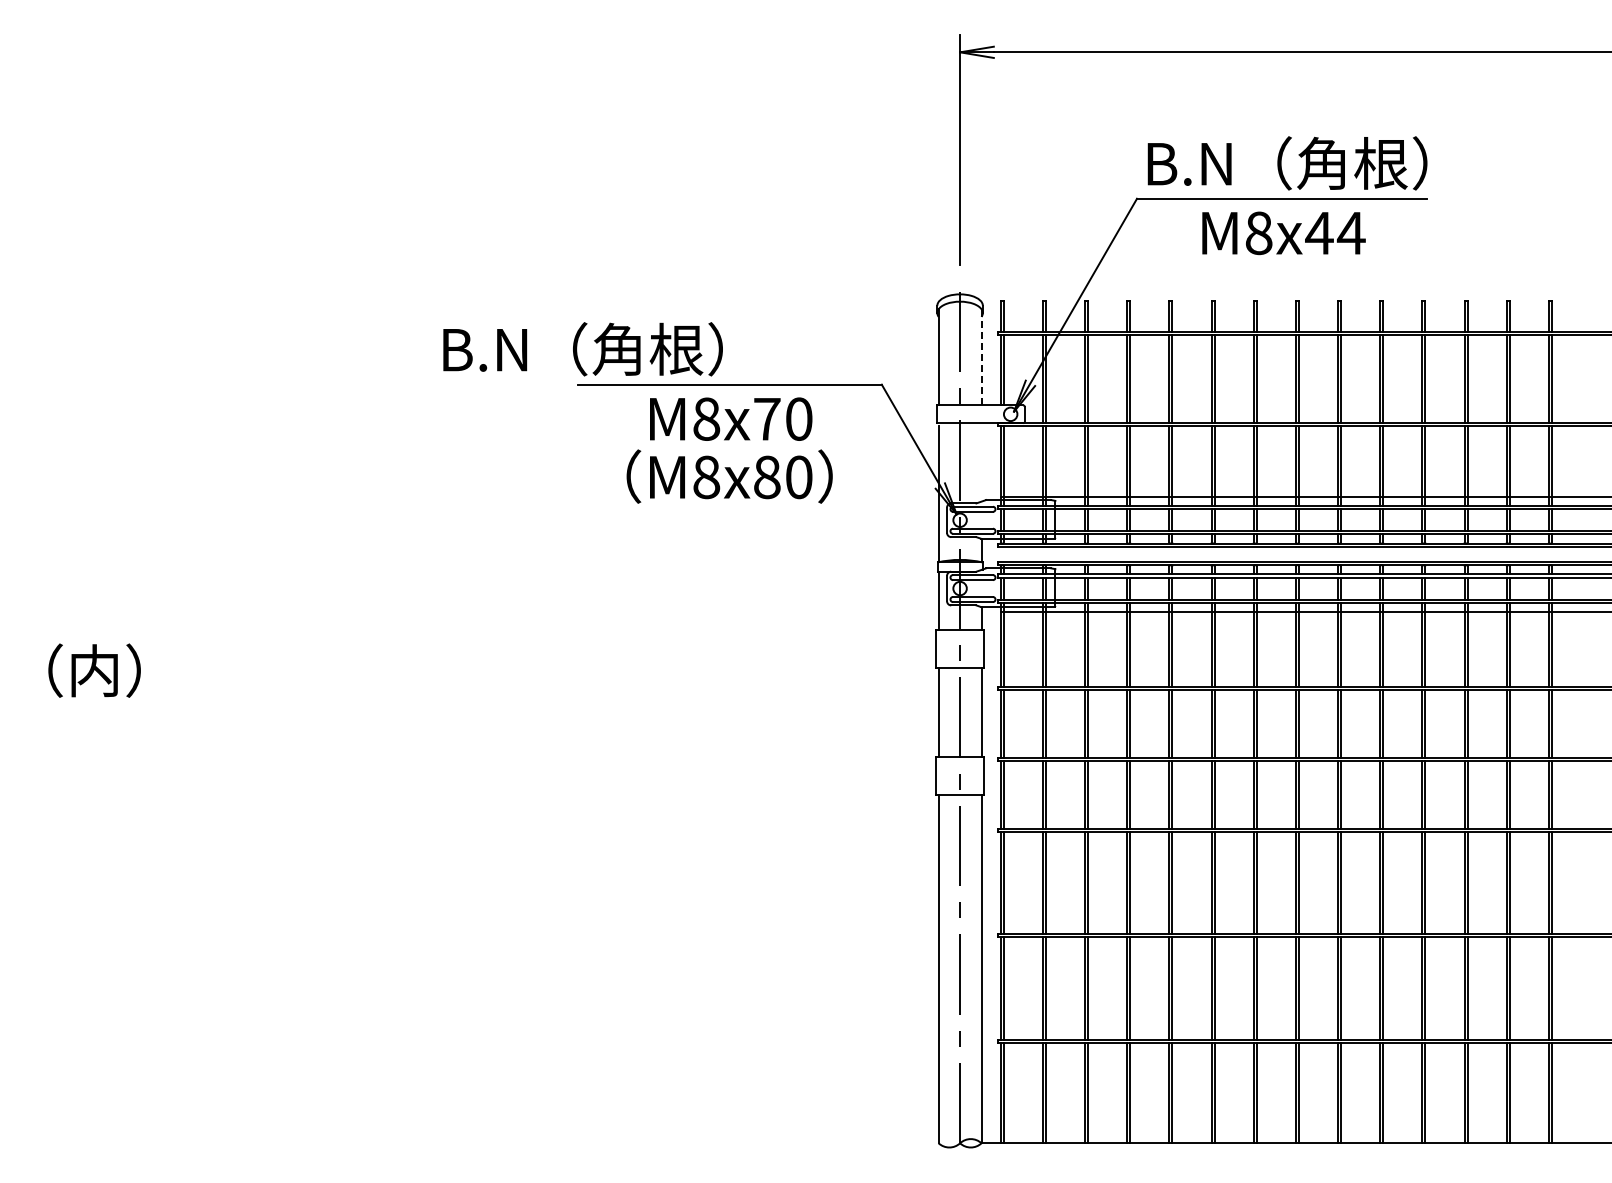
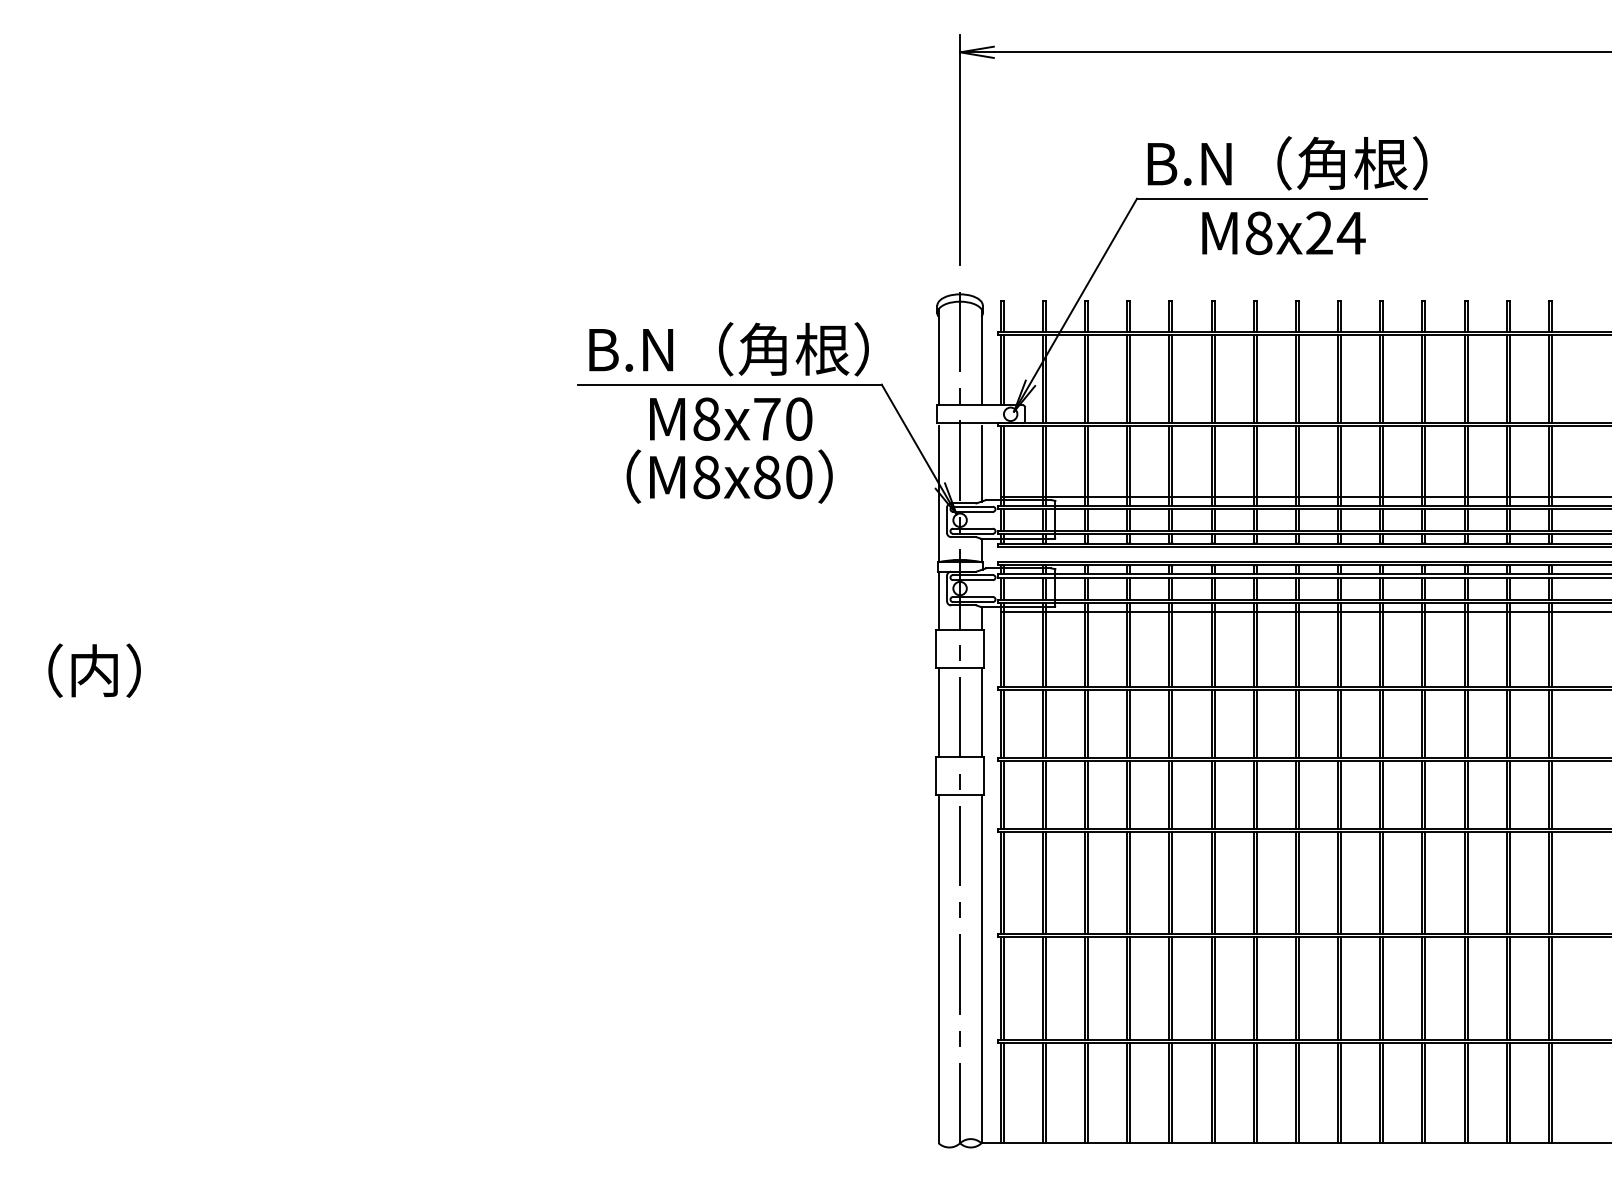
text: M8x44 -> M8x24 (1319, 232)
text position: (582, 349) -> (728, 349) (728, 349)
line: dashed -> solid (981, 356)
line: none -> present (981, 463)
